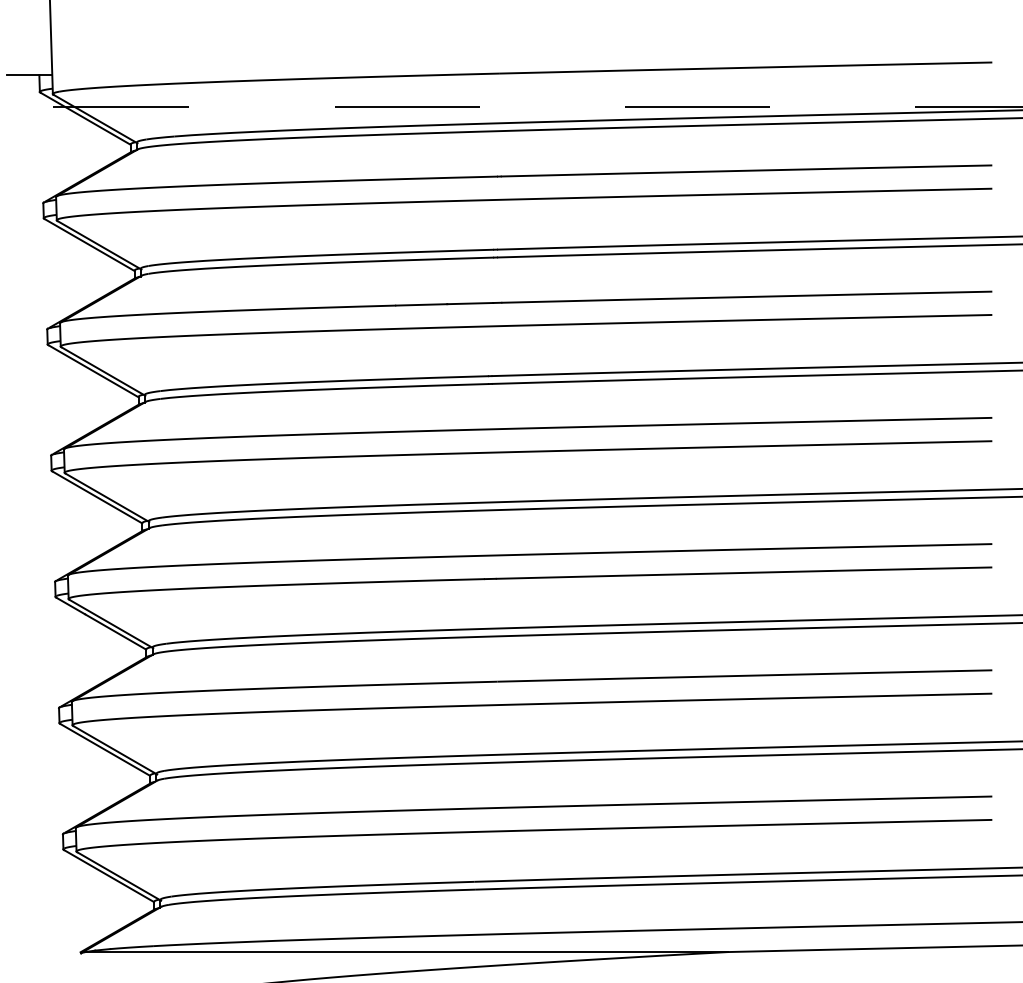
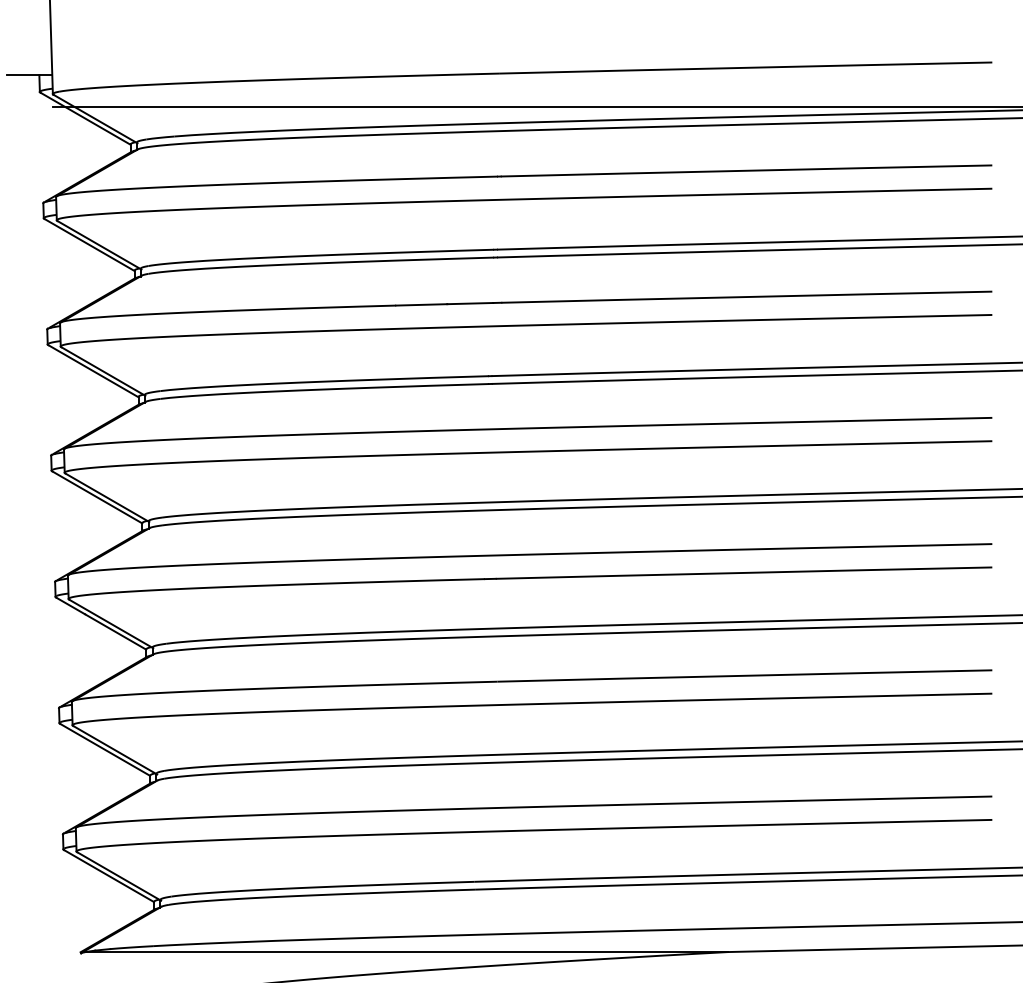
line: dashed -> solid (538, 106)
